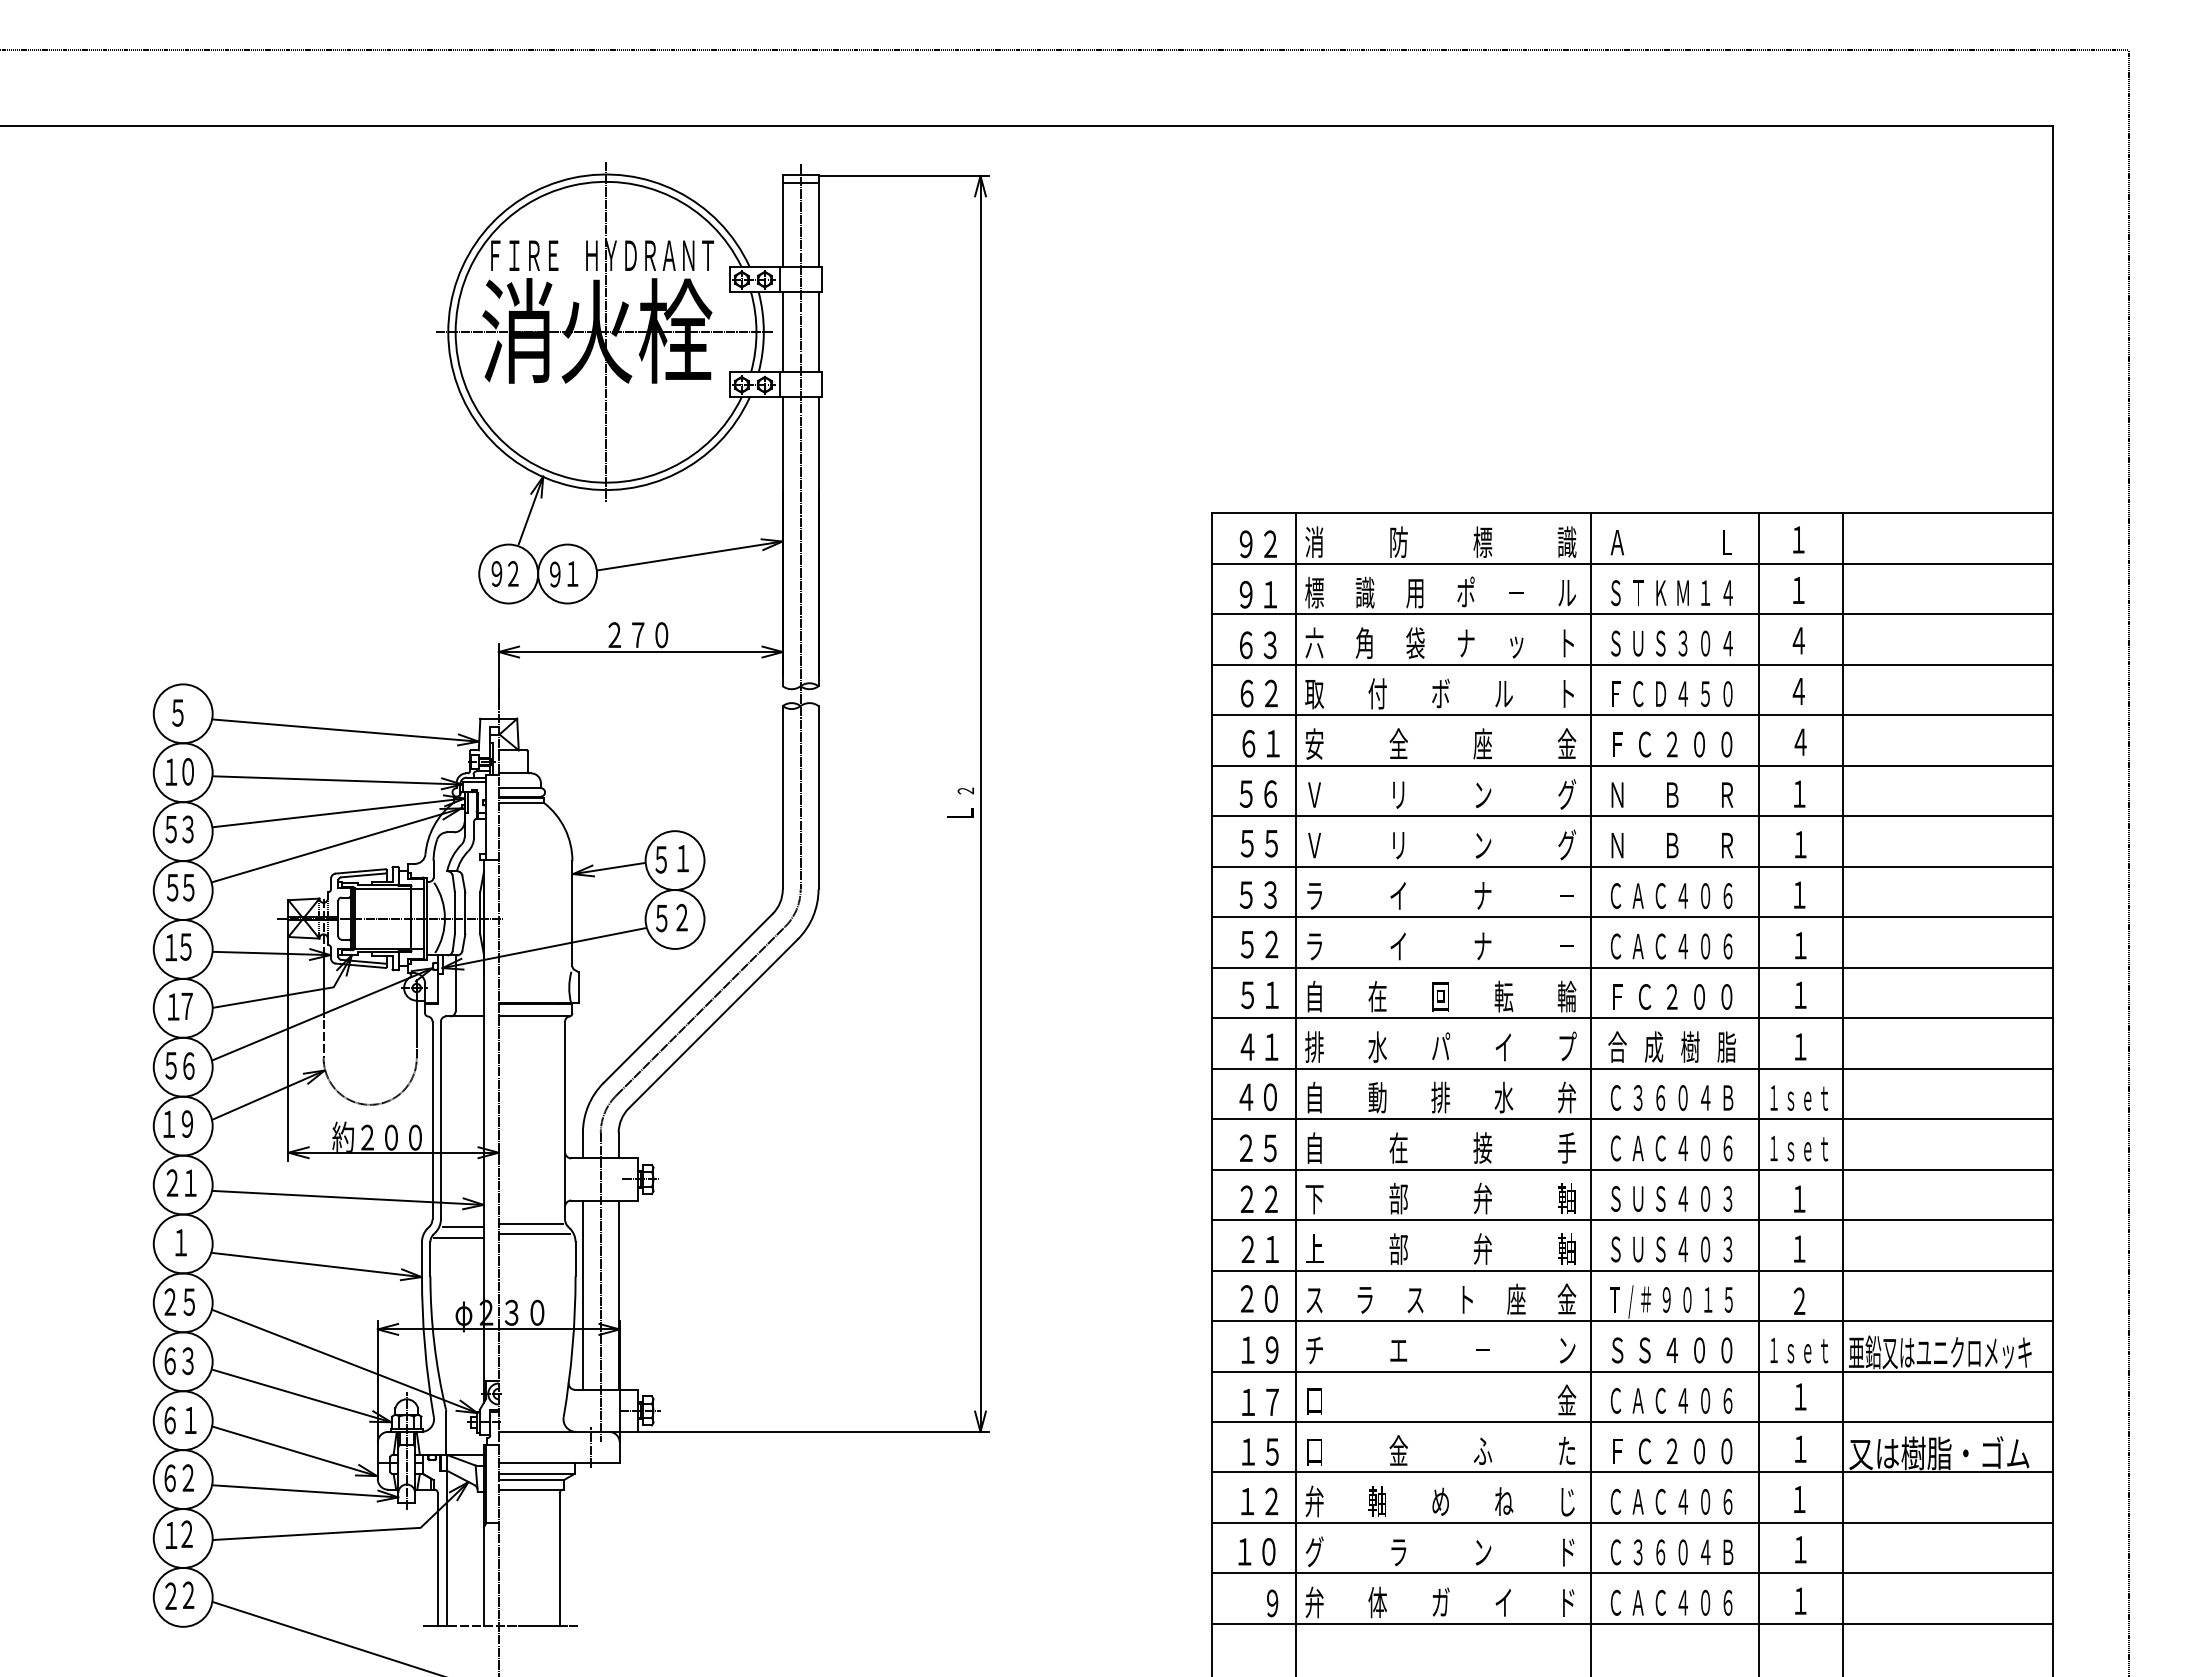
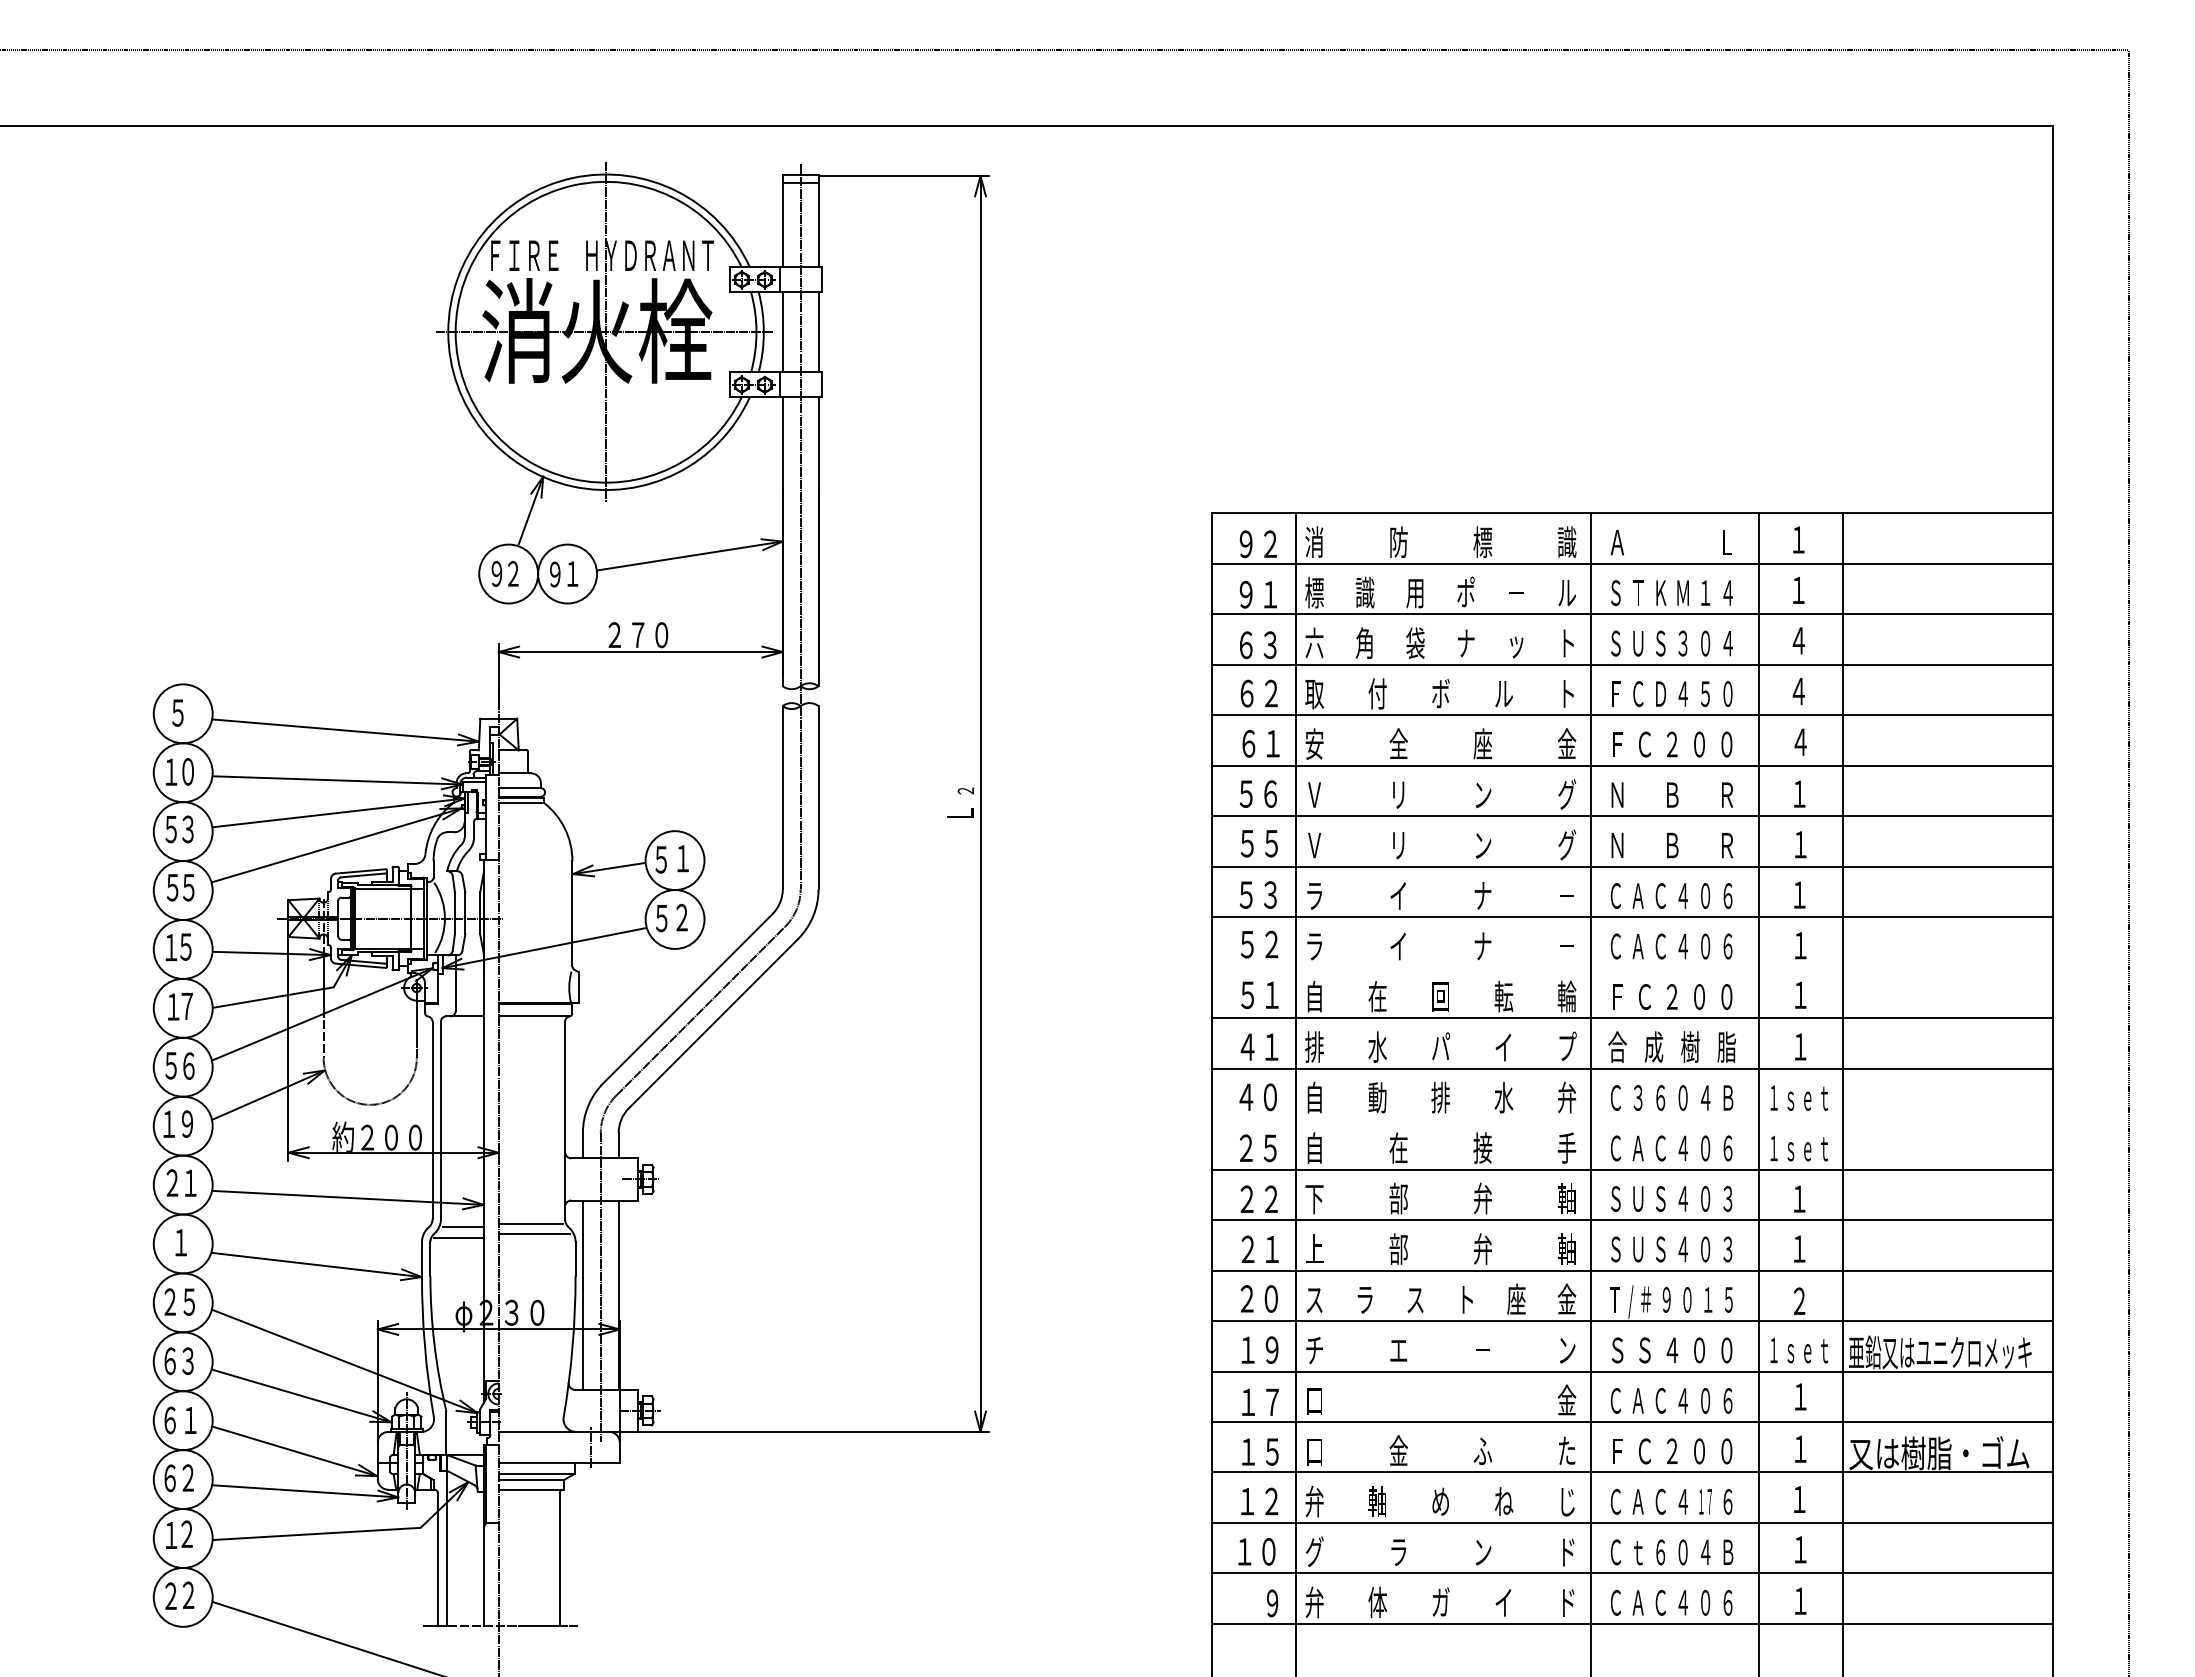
line: present -> none (1632, 967)
line: present -> none (1632, 1119)
text: ０ -> １７ (1705, 1501)
text: ３ -> ｔ (1637, 1552)
